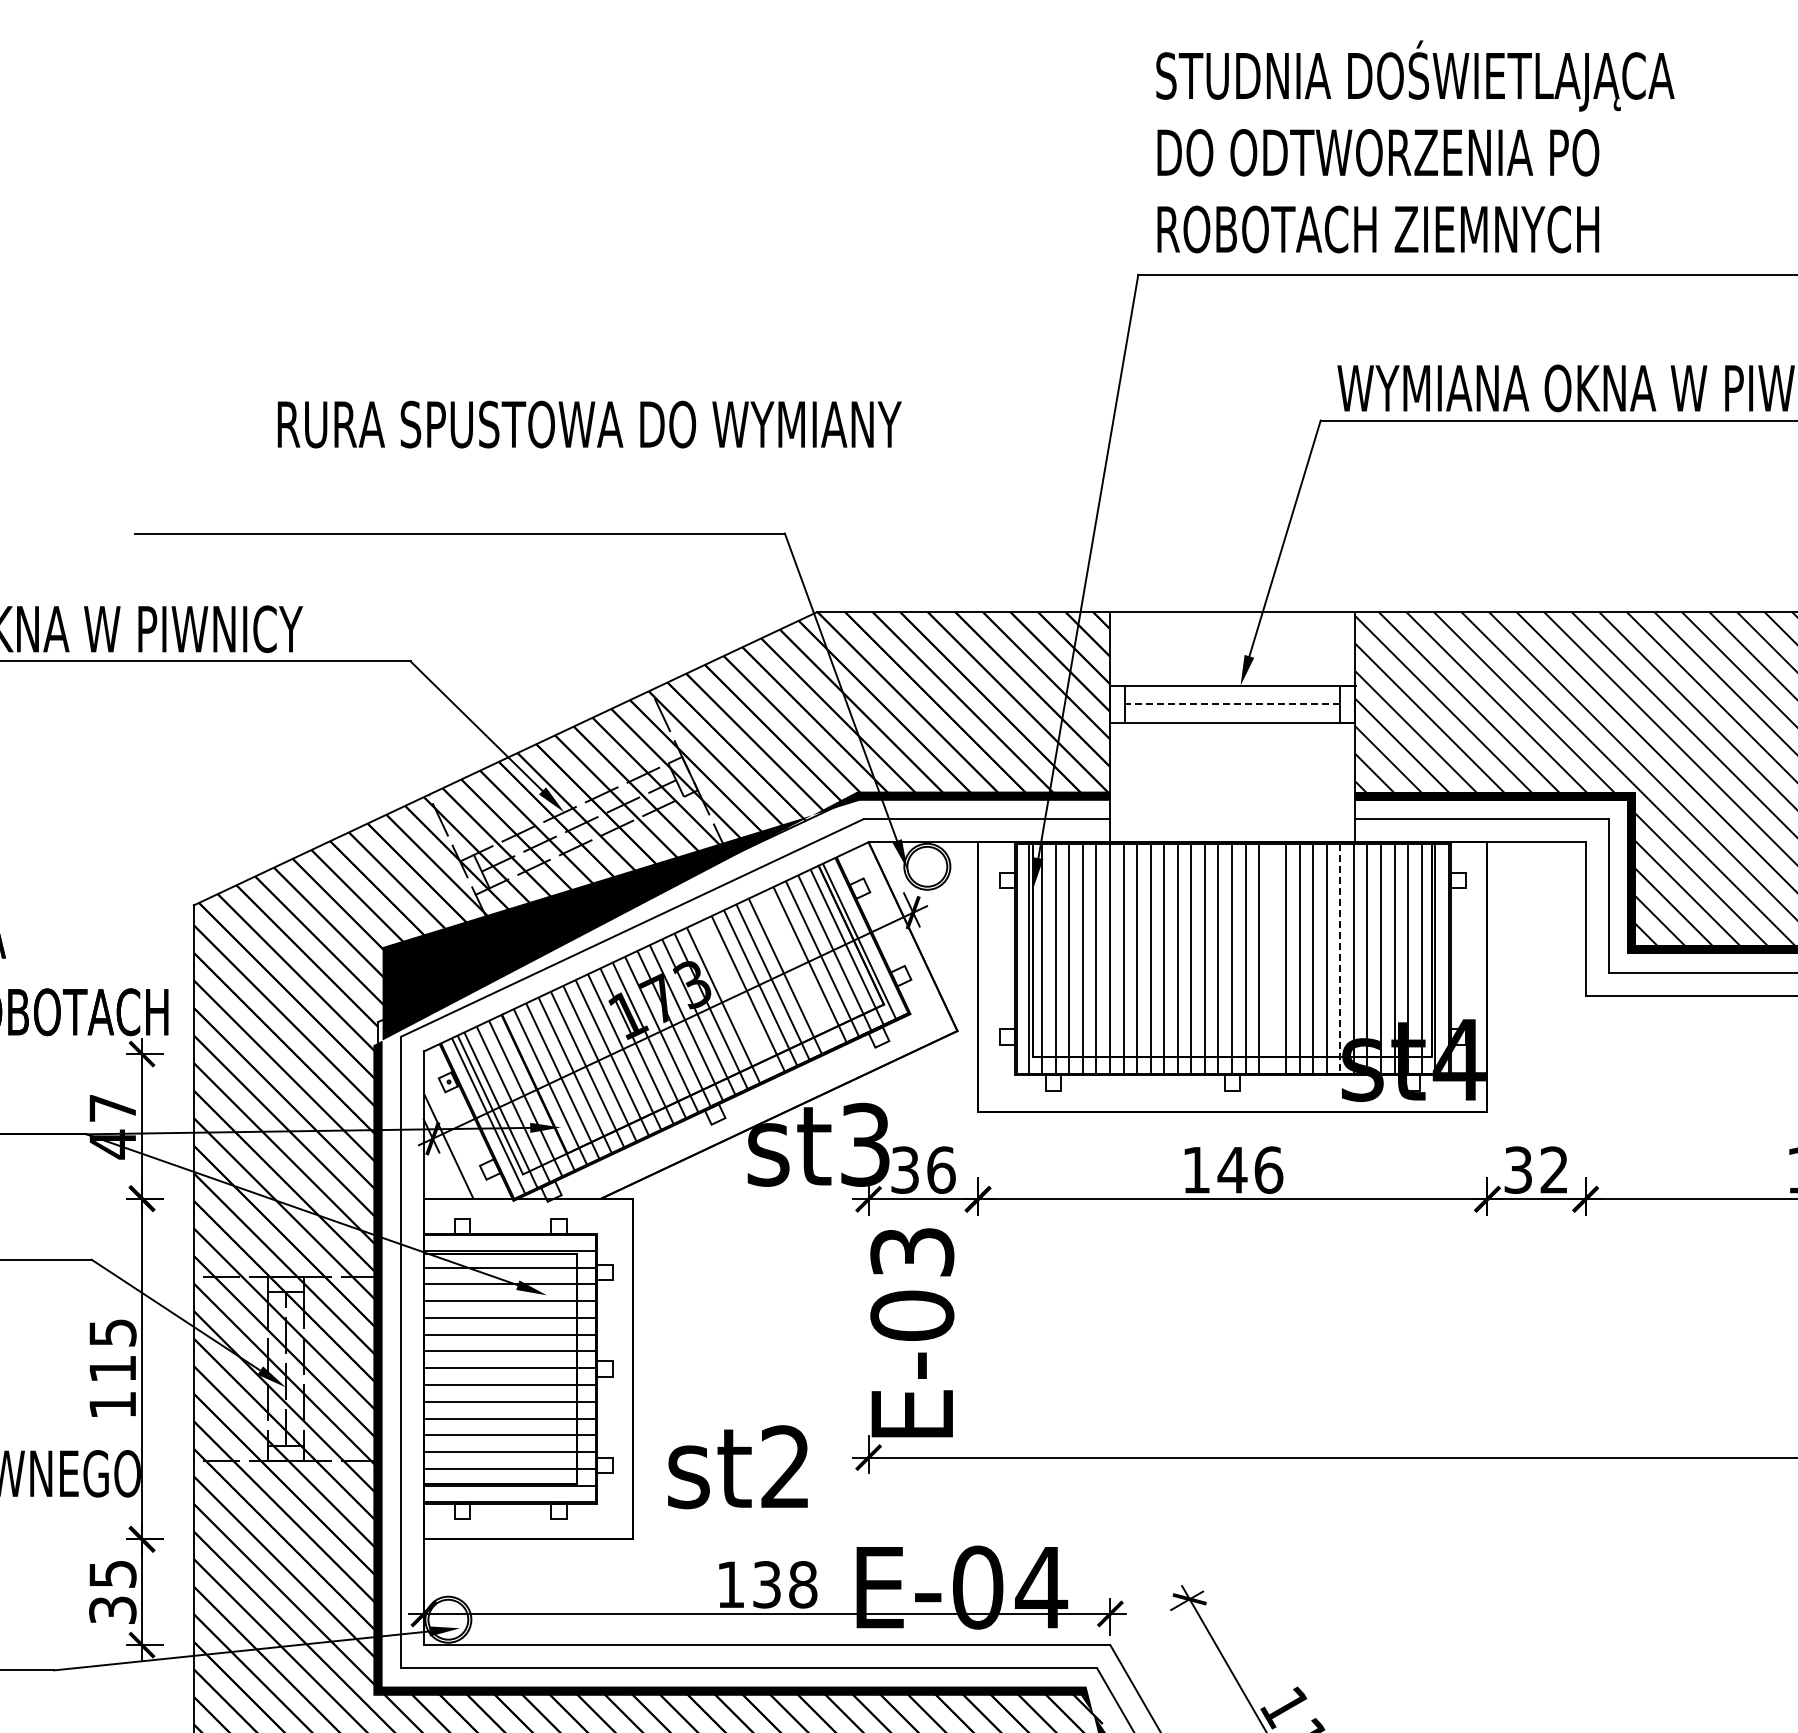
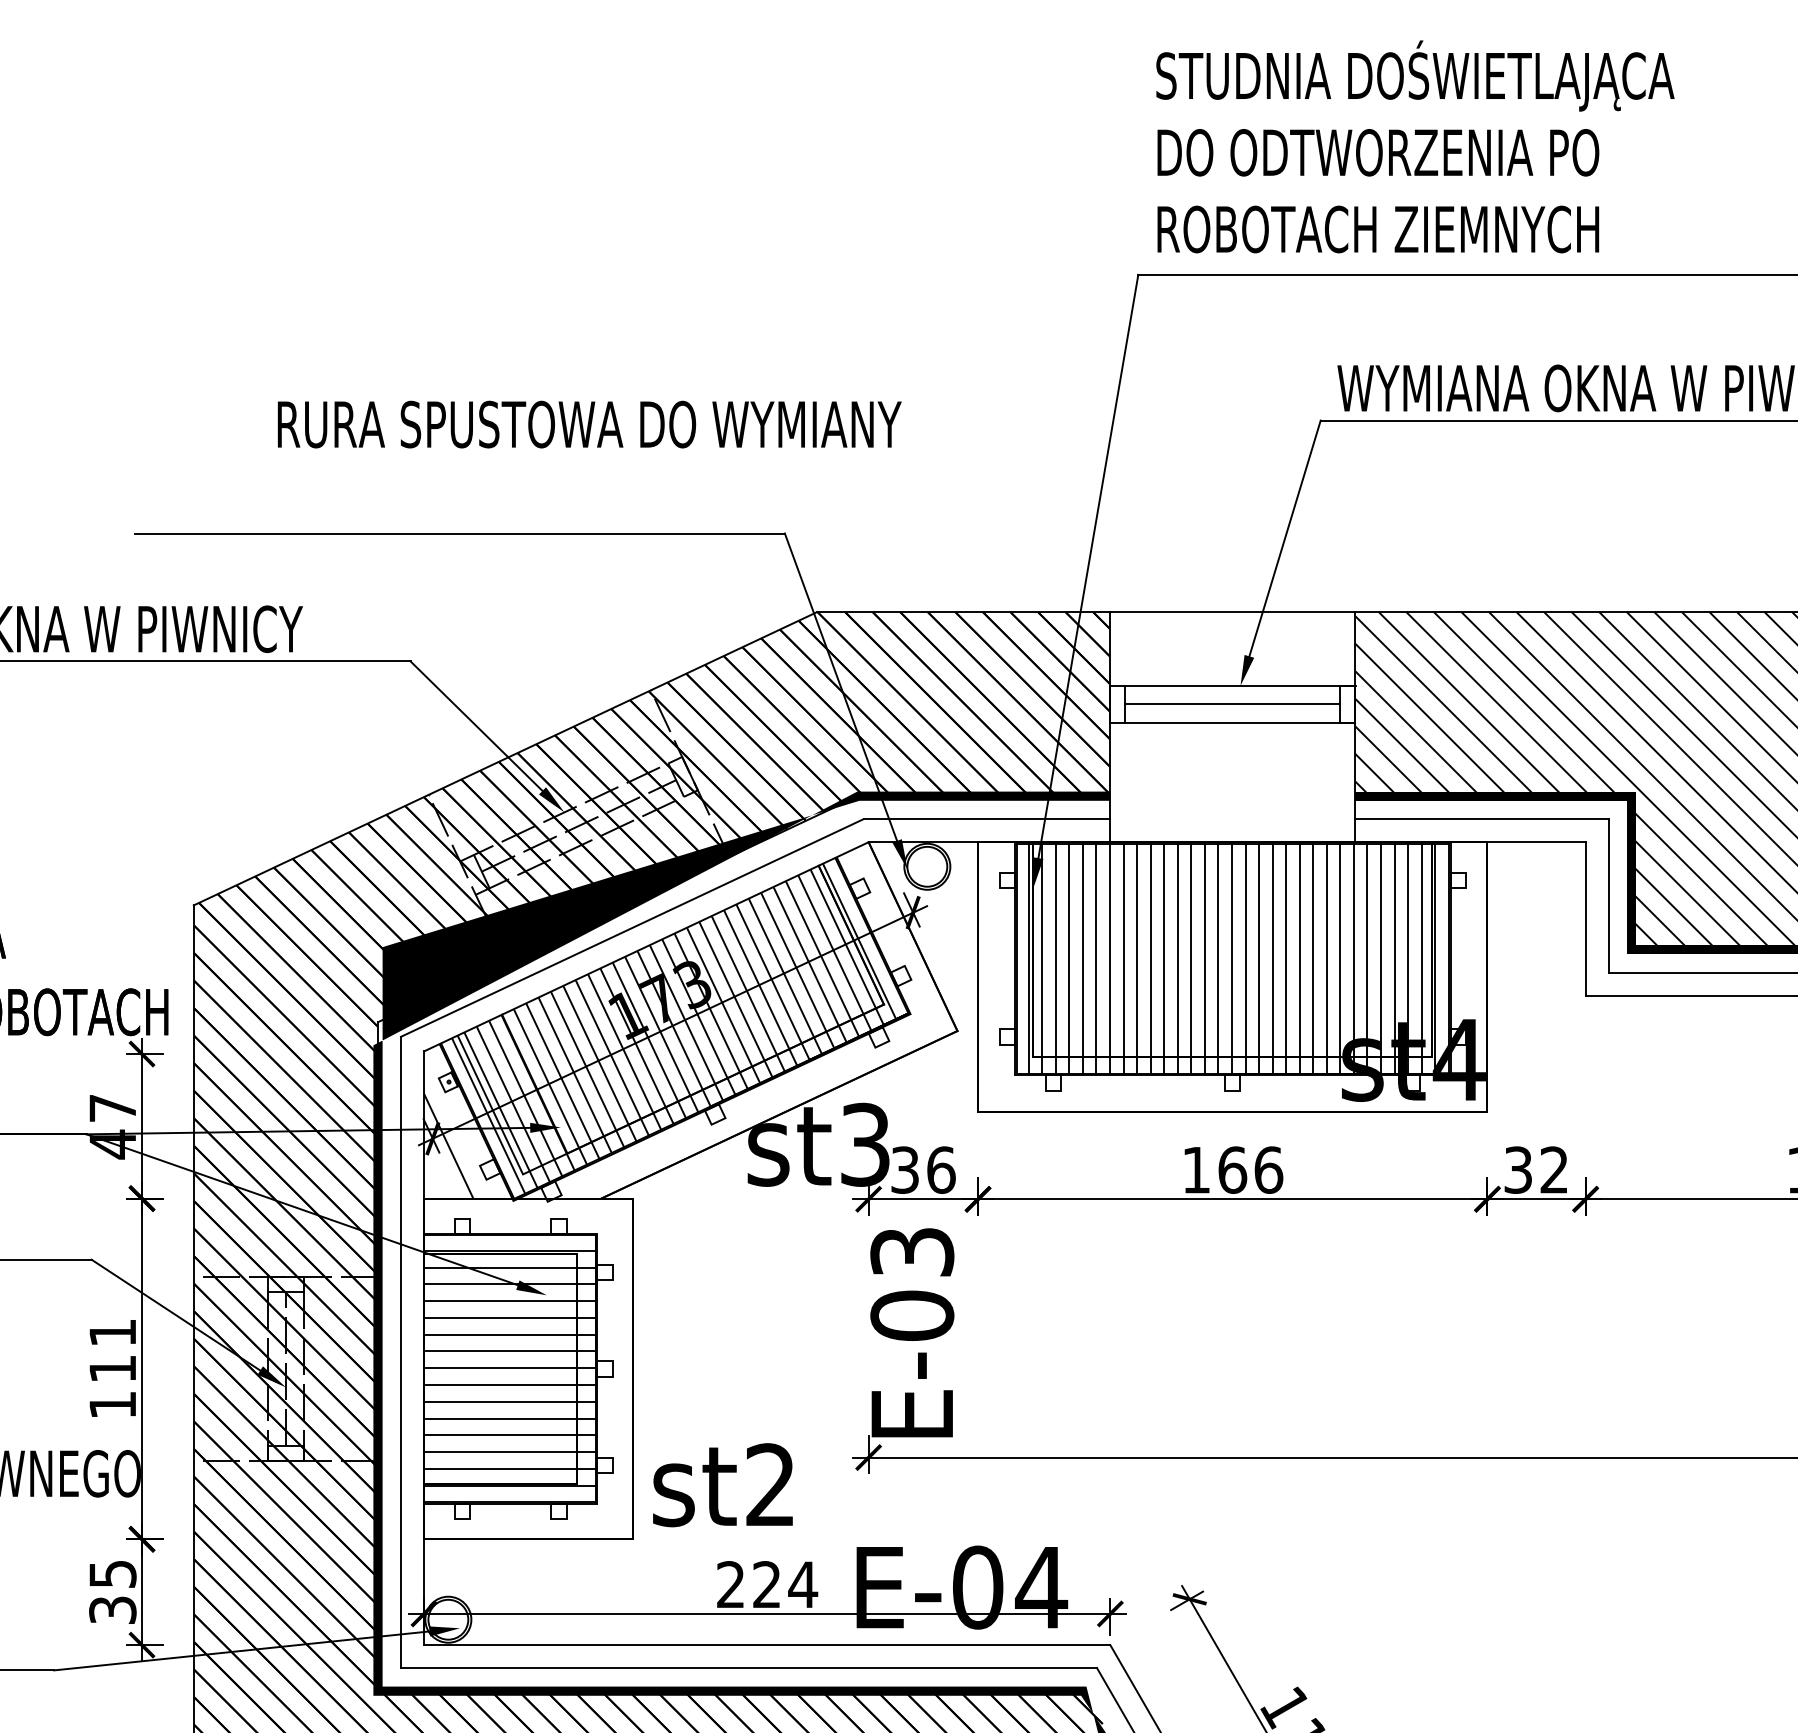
line: dashed -> solid (1232, 704)
line: none -> present (1272, 958)
line: dashed -> solid (1340, 958)
line: none -> present (797, 971)
line: none -> present (735, 1000)
text: 146 -> 166 (1232, 1169)
text: 115 -> 111 (112, 1332)
text position: (737, 1467) -> (722, 1485) (722, 1485)
text: 138 -> 224 (767, 1584)
